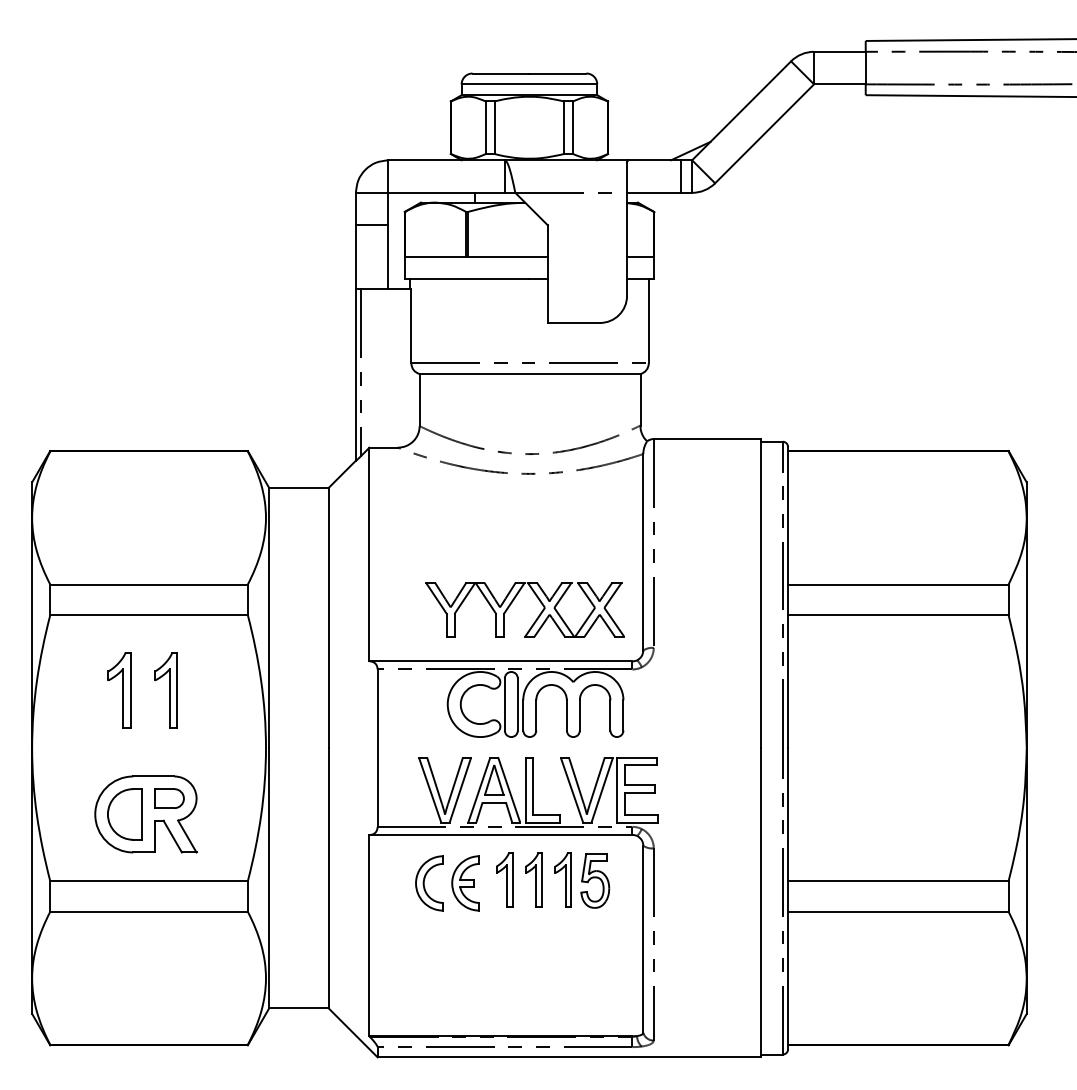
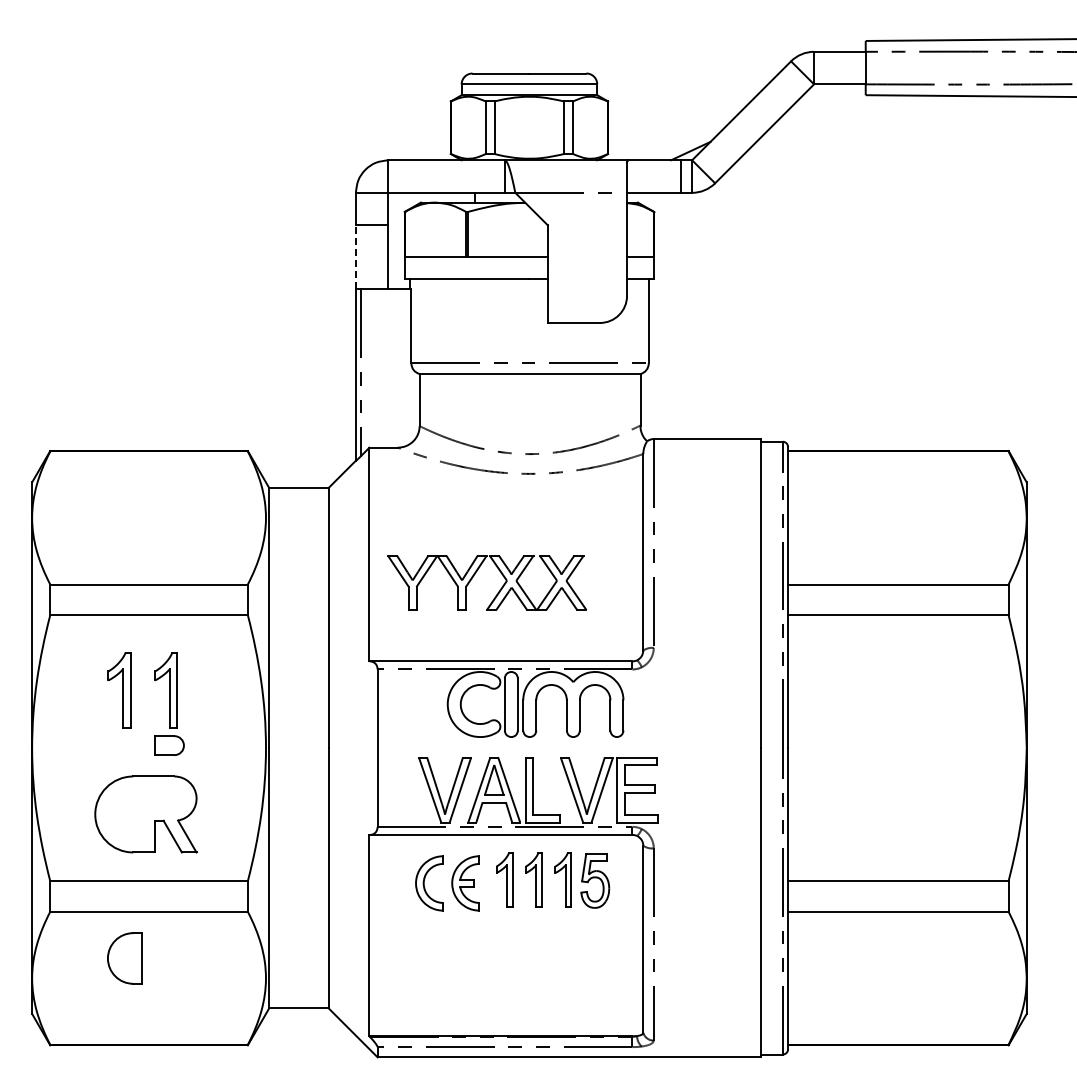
line: solid -> dashed (355, 257)
part position: (512, 603) -> (474, 576) (474, 576)
part position: (169, 798) -> (169, 745) (169, 745)
part position: (124, 814) -> (124, 958) (124, 958)
